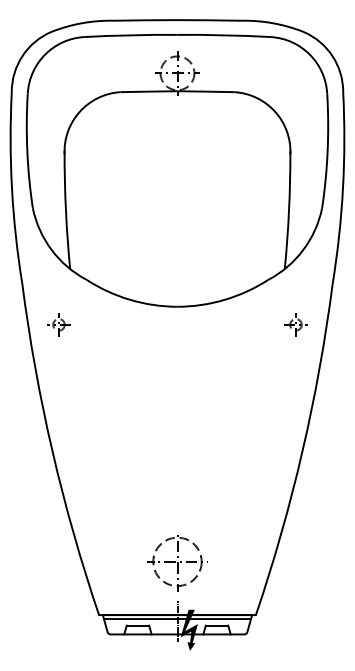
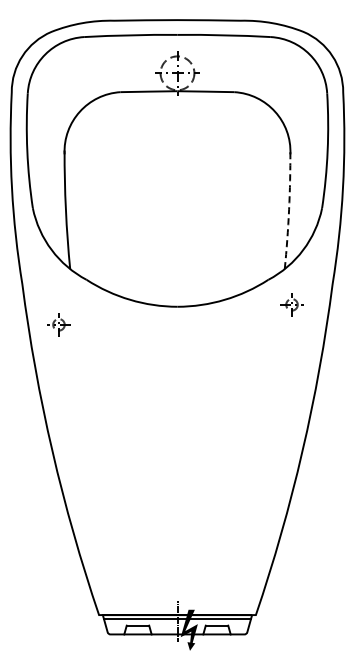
arc: solid -> dashed (289, 209)
part position: (295, 324) -> (291, 304) (291, 304)
part: present -> none (177, 563)
